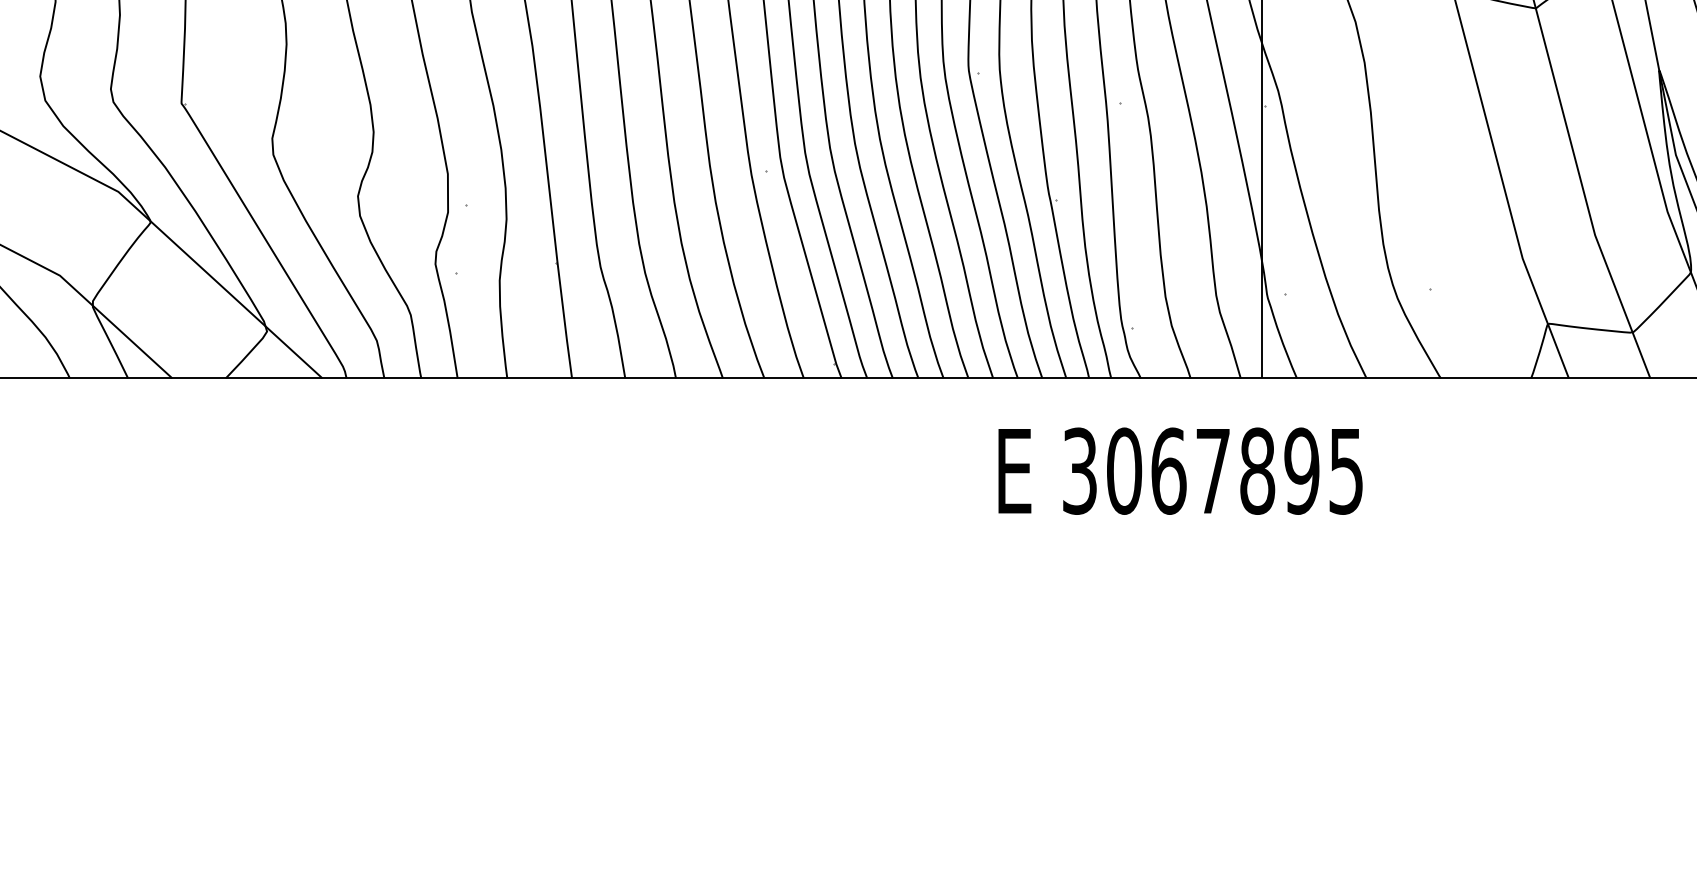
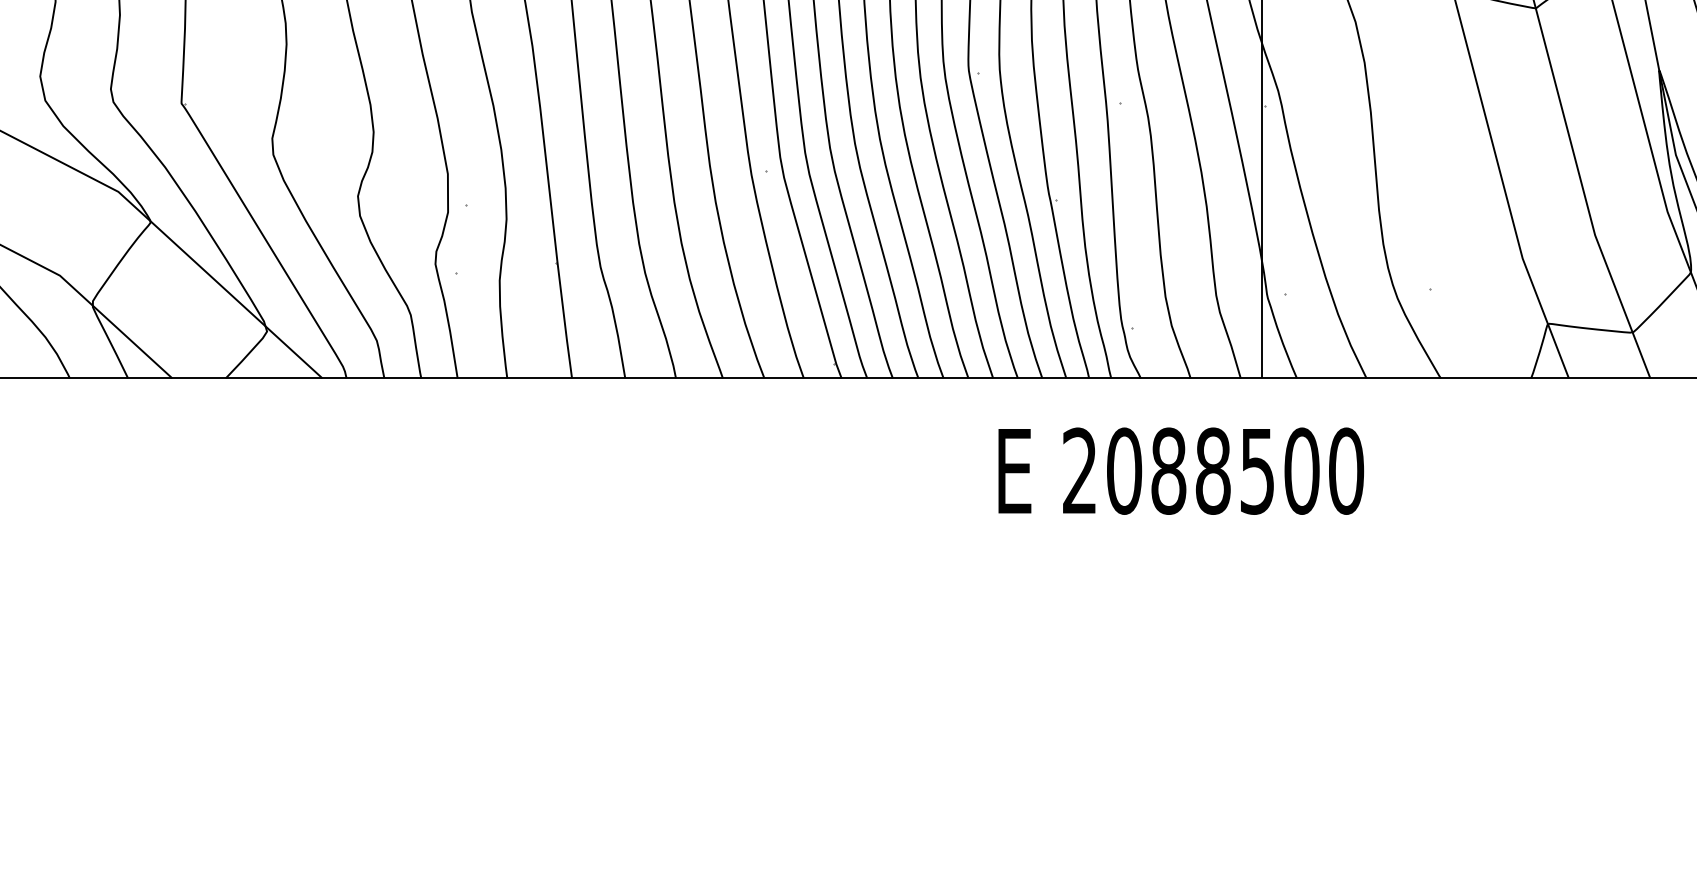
text: 3067895 -> 2088500 (1213, 470)
